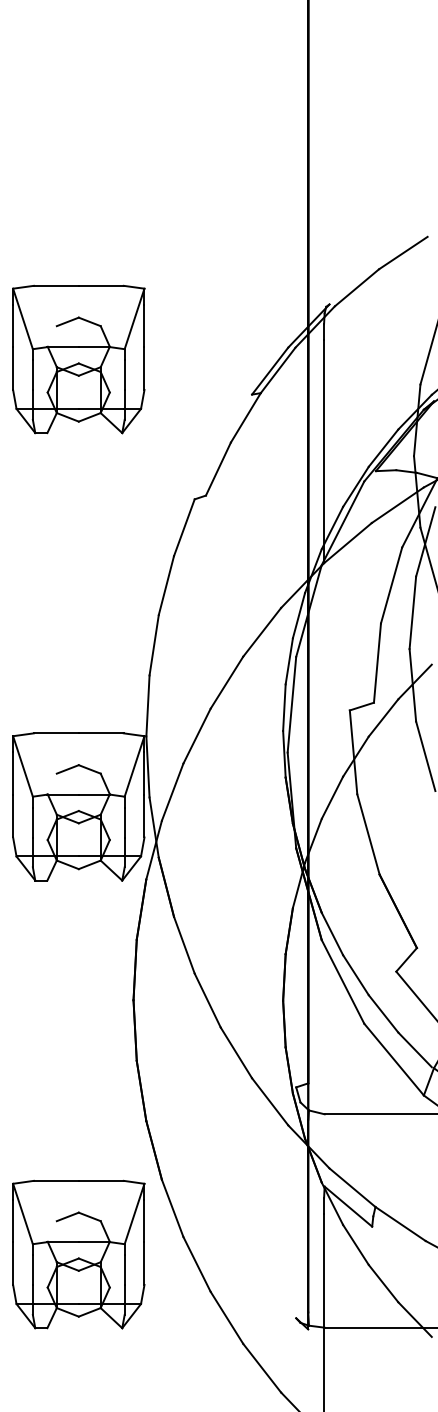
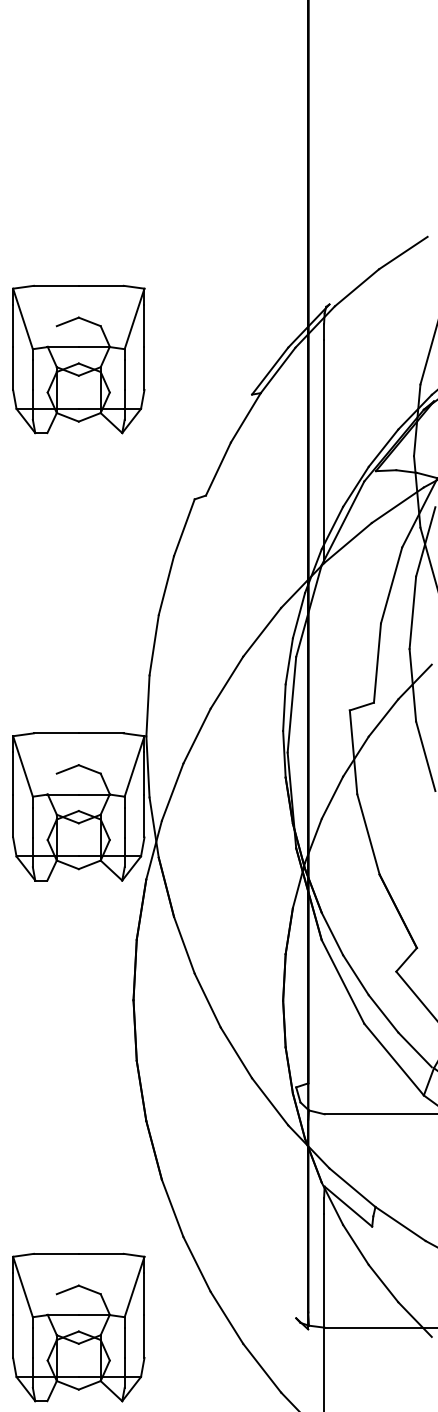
part position: (78, 1254) -> (78, 1327) (78, 1327)
